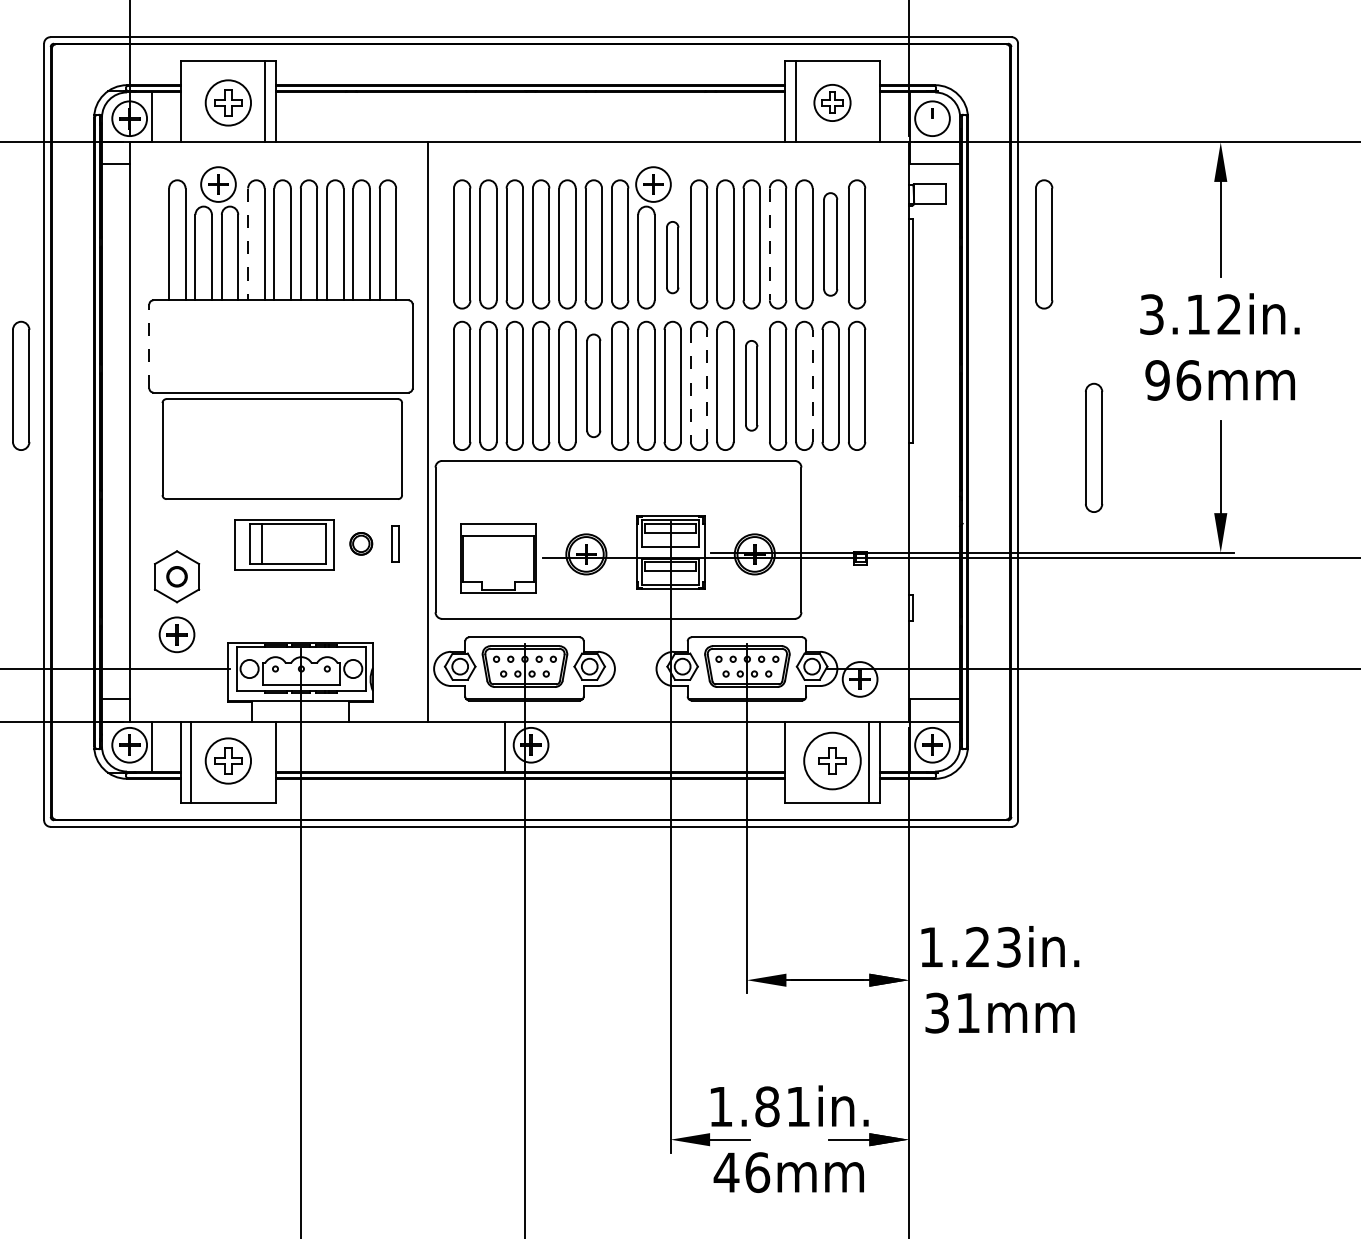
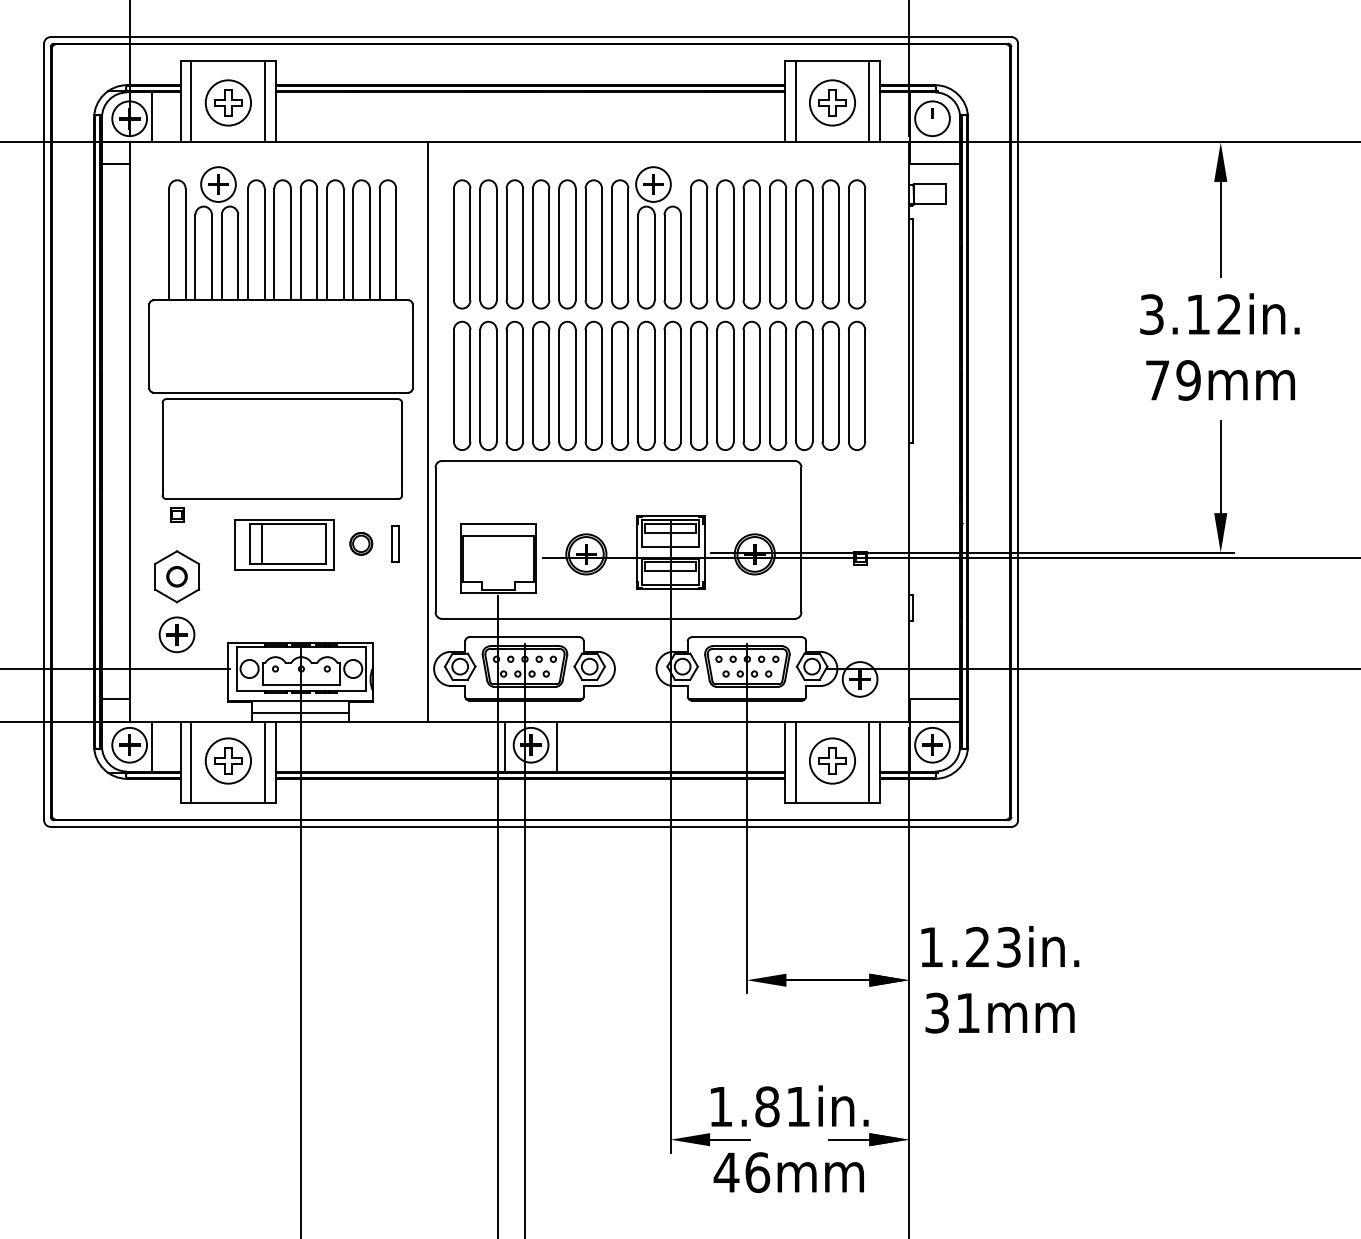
line: none -> present (191, 101)
line: none -> present (869, 101)
part size: 39x38 px -> 47x48 px (832, 102)
line: dashed -> solid (248, 244)
line: dashed -> solid (769, 244)
part size: 16x105 px -> 19x131 px (830, 244)
part: present -> none (1044, 244)
part size: 14x74 px -> 19x105 px (672, 257)
line: dashed -> solid (149, 345)
text: 96mm -> 79mm (1173, 380)
part: present -> none (21, 385)
part size: 16x106 px -> 19x131 px (593, 385)
line: dashed -> solid (690, 385)
line: dashed -> solid (707, 385)
part size: 14x92 px -> 19x131 px (751, 385)
line: dashed -> solid (812, 385)
part: present -> none (1094, 447)
part: none -> present (177, 514)
line: none -> present (300, 713)
line: none -> present (557, 746)
circle diameter: 57 px -> 45 px (832, 760)
line: none -> present (265, 762)
line: none -> present (795, 762)
line: none -> present (498, 915)
